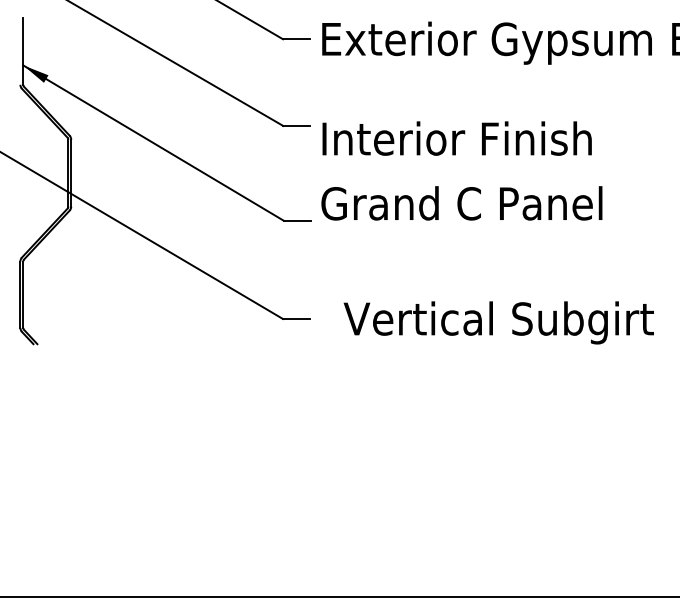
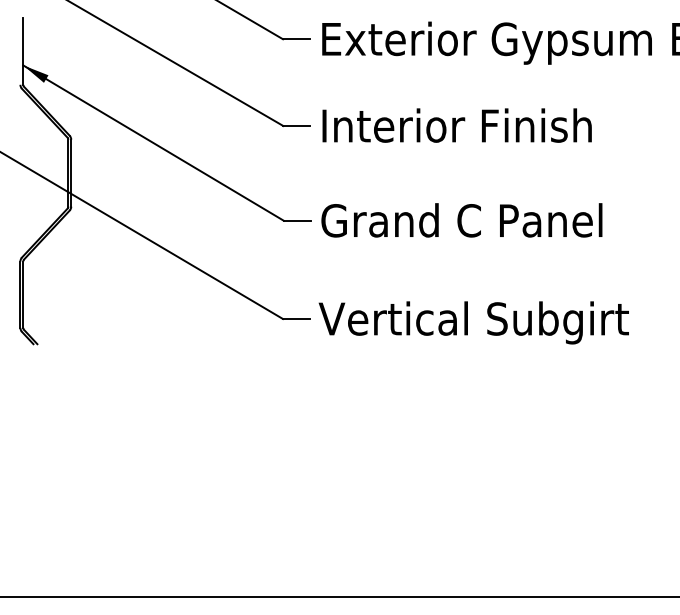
text position: (456, 138) -> (456, 125) (456, 125)
text position: (461, 203) -> (461, 220) (461, 220)
text position: (498, 322) -> (473, 322) (473, 322)
